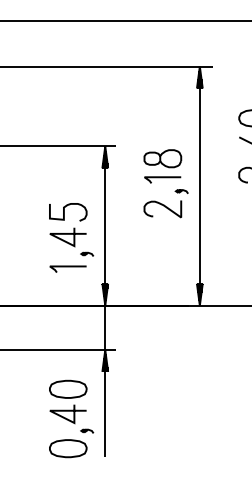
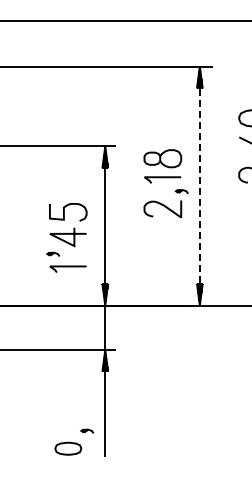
line: solid -> dashed (199, 186)
part position: (87, 253) -> (53, 253) (53, 253)
part: present -> none (68, 401)
part size: 39x20 px -> 29x15 px (68, 448)
